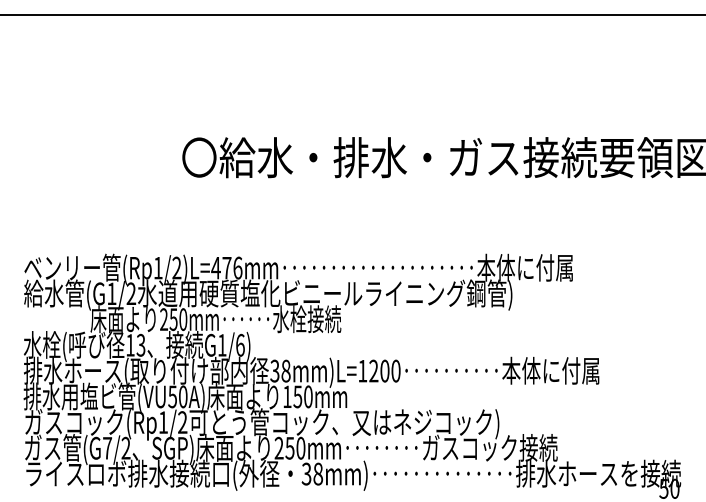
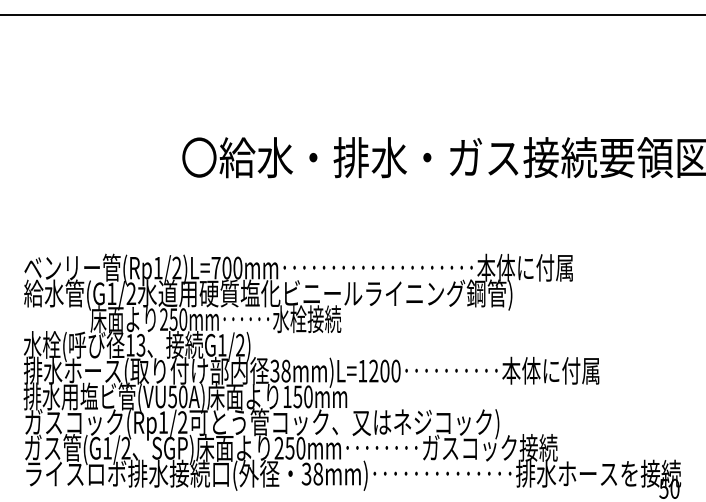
text: (Rp1/2)L=476mm -> (Rp1/2)L=700mm (226, 267)
text: G1/6) -> G1/2) (240, 344)
text: (G7/2 -> (G1/2 (107, 448)
